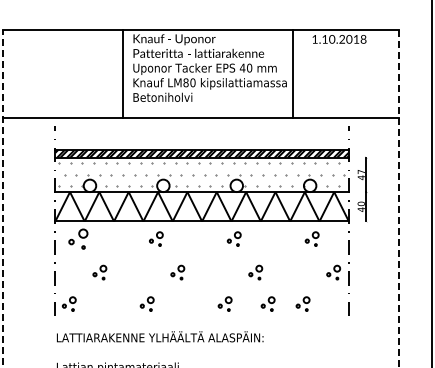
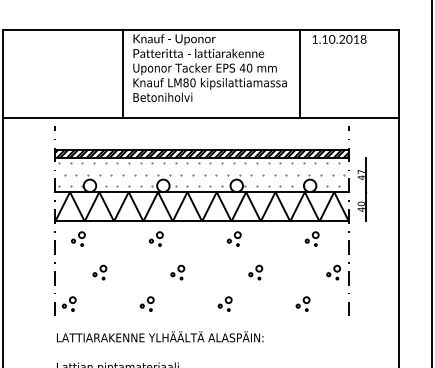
line position: (293, 73) -> (300, 73) (300, 73)
line: dashed -> solid (2, 199)
line: dashed -> solid (399, 199)
part size: 21x22 px -> 15x16 px (78, 238)
part: present -> none (267, 303)
